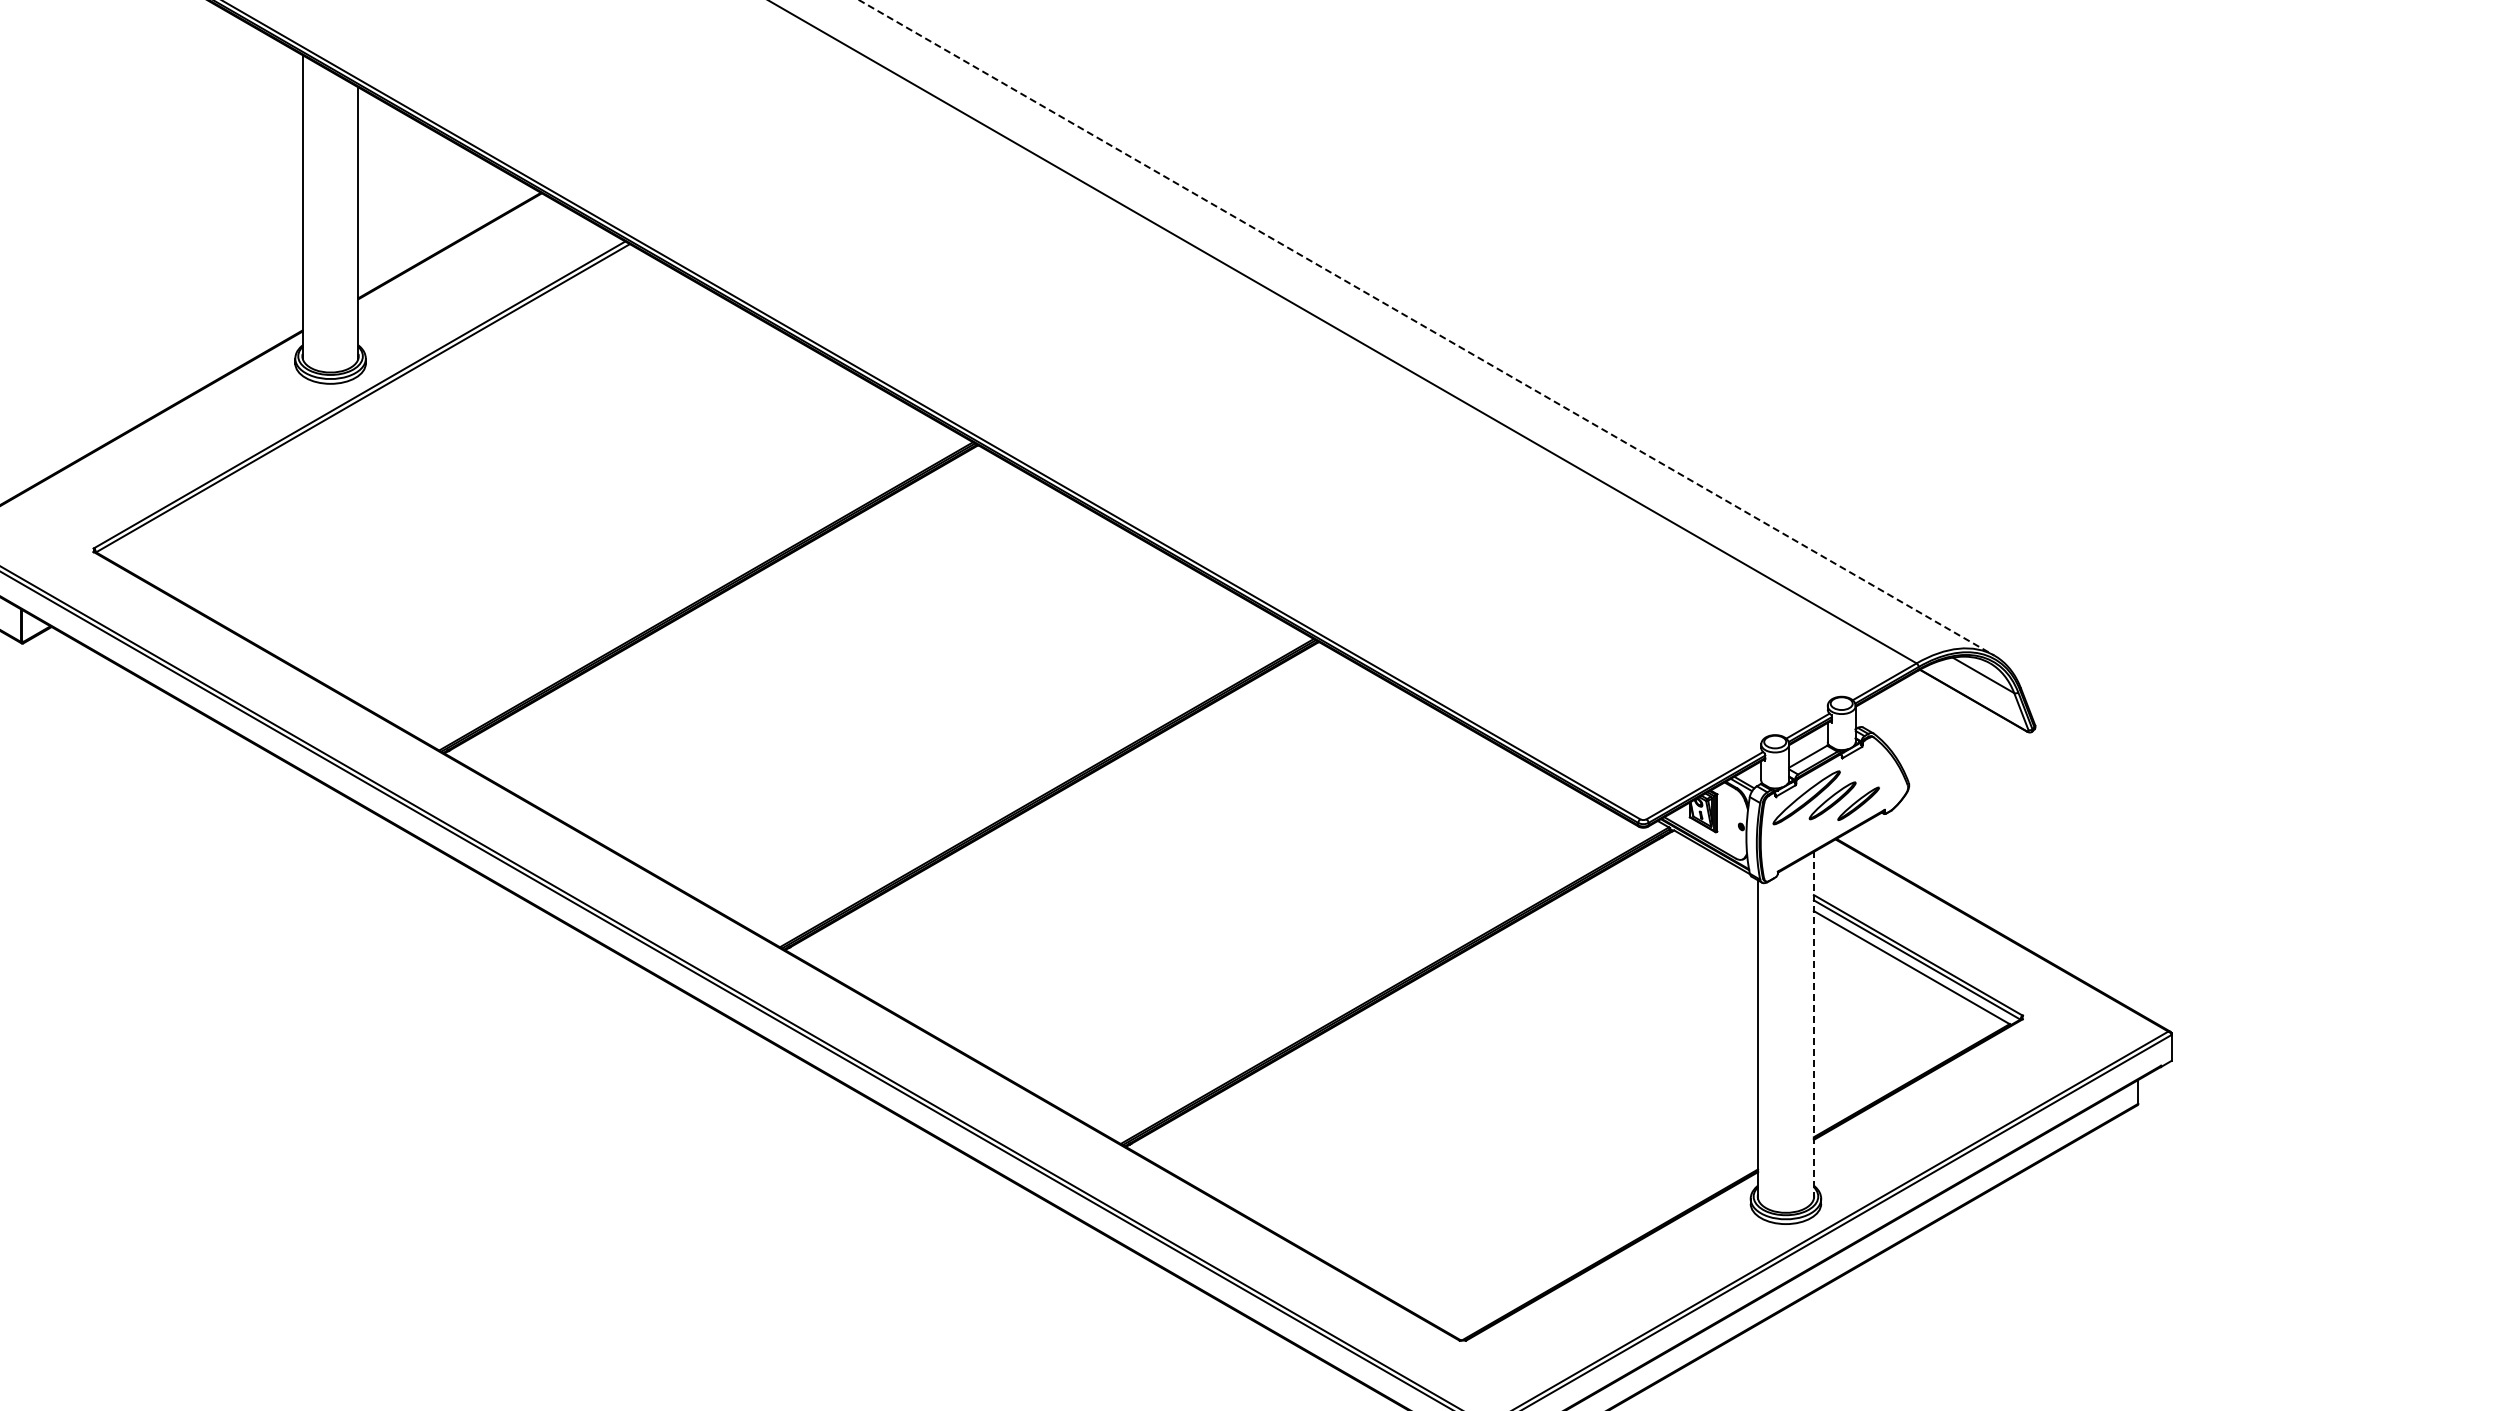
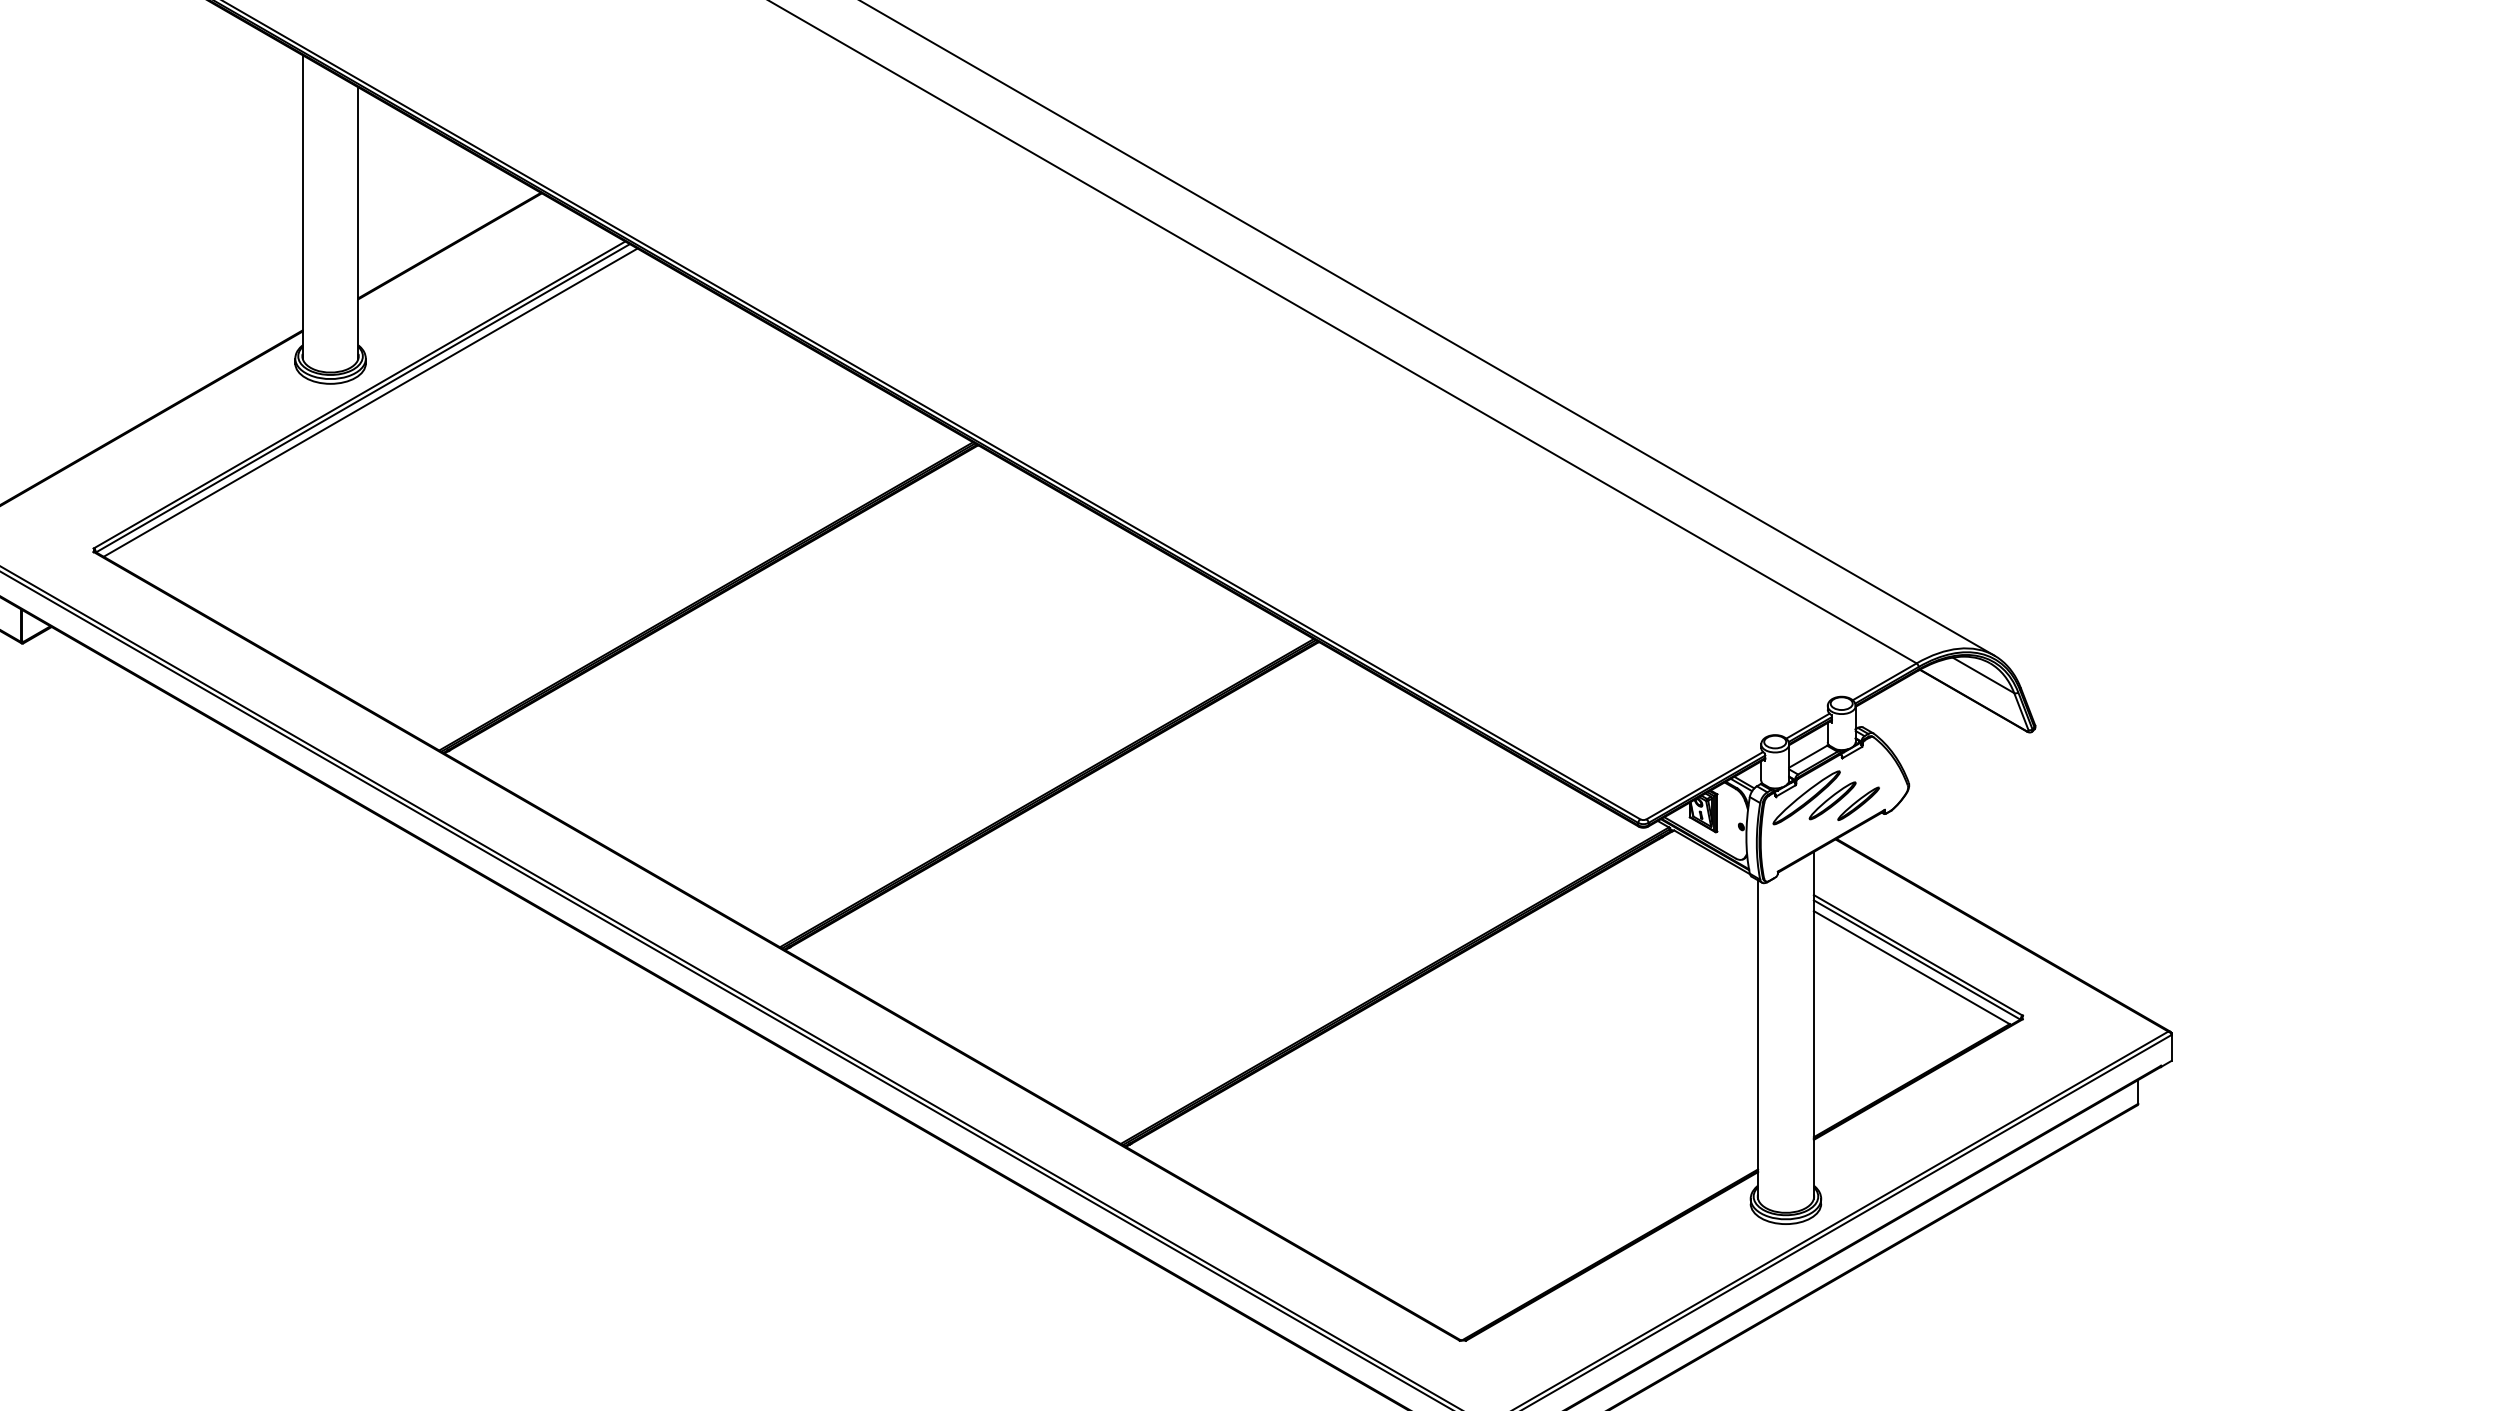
line: dashed -> solid (1427, 328)
line: none -> present (370, 402)
line: dashed -> solid (1813, 1024)
